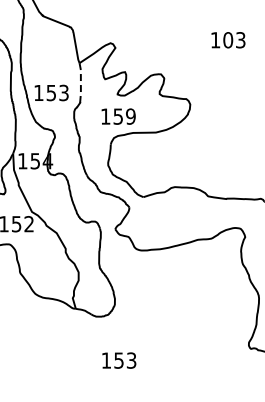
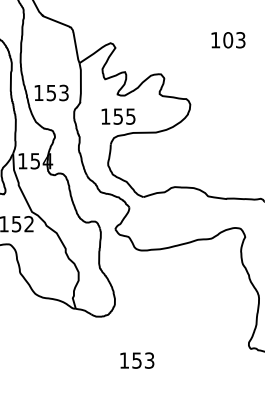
line: dashed -> solid (80, 83)
text: 159 -> 155 (130, 116)
text position: (119, 360) -> (137, 360) (137, 360)
